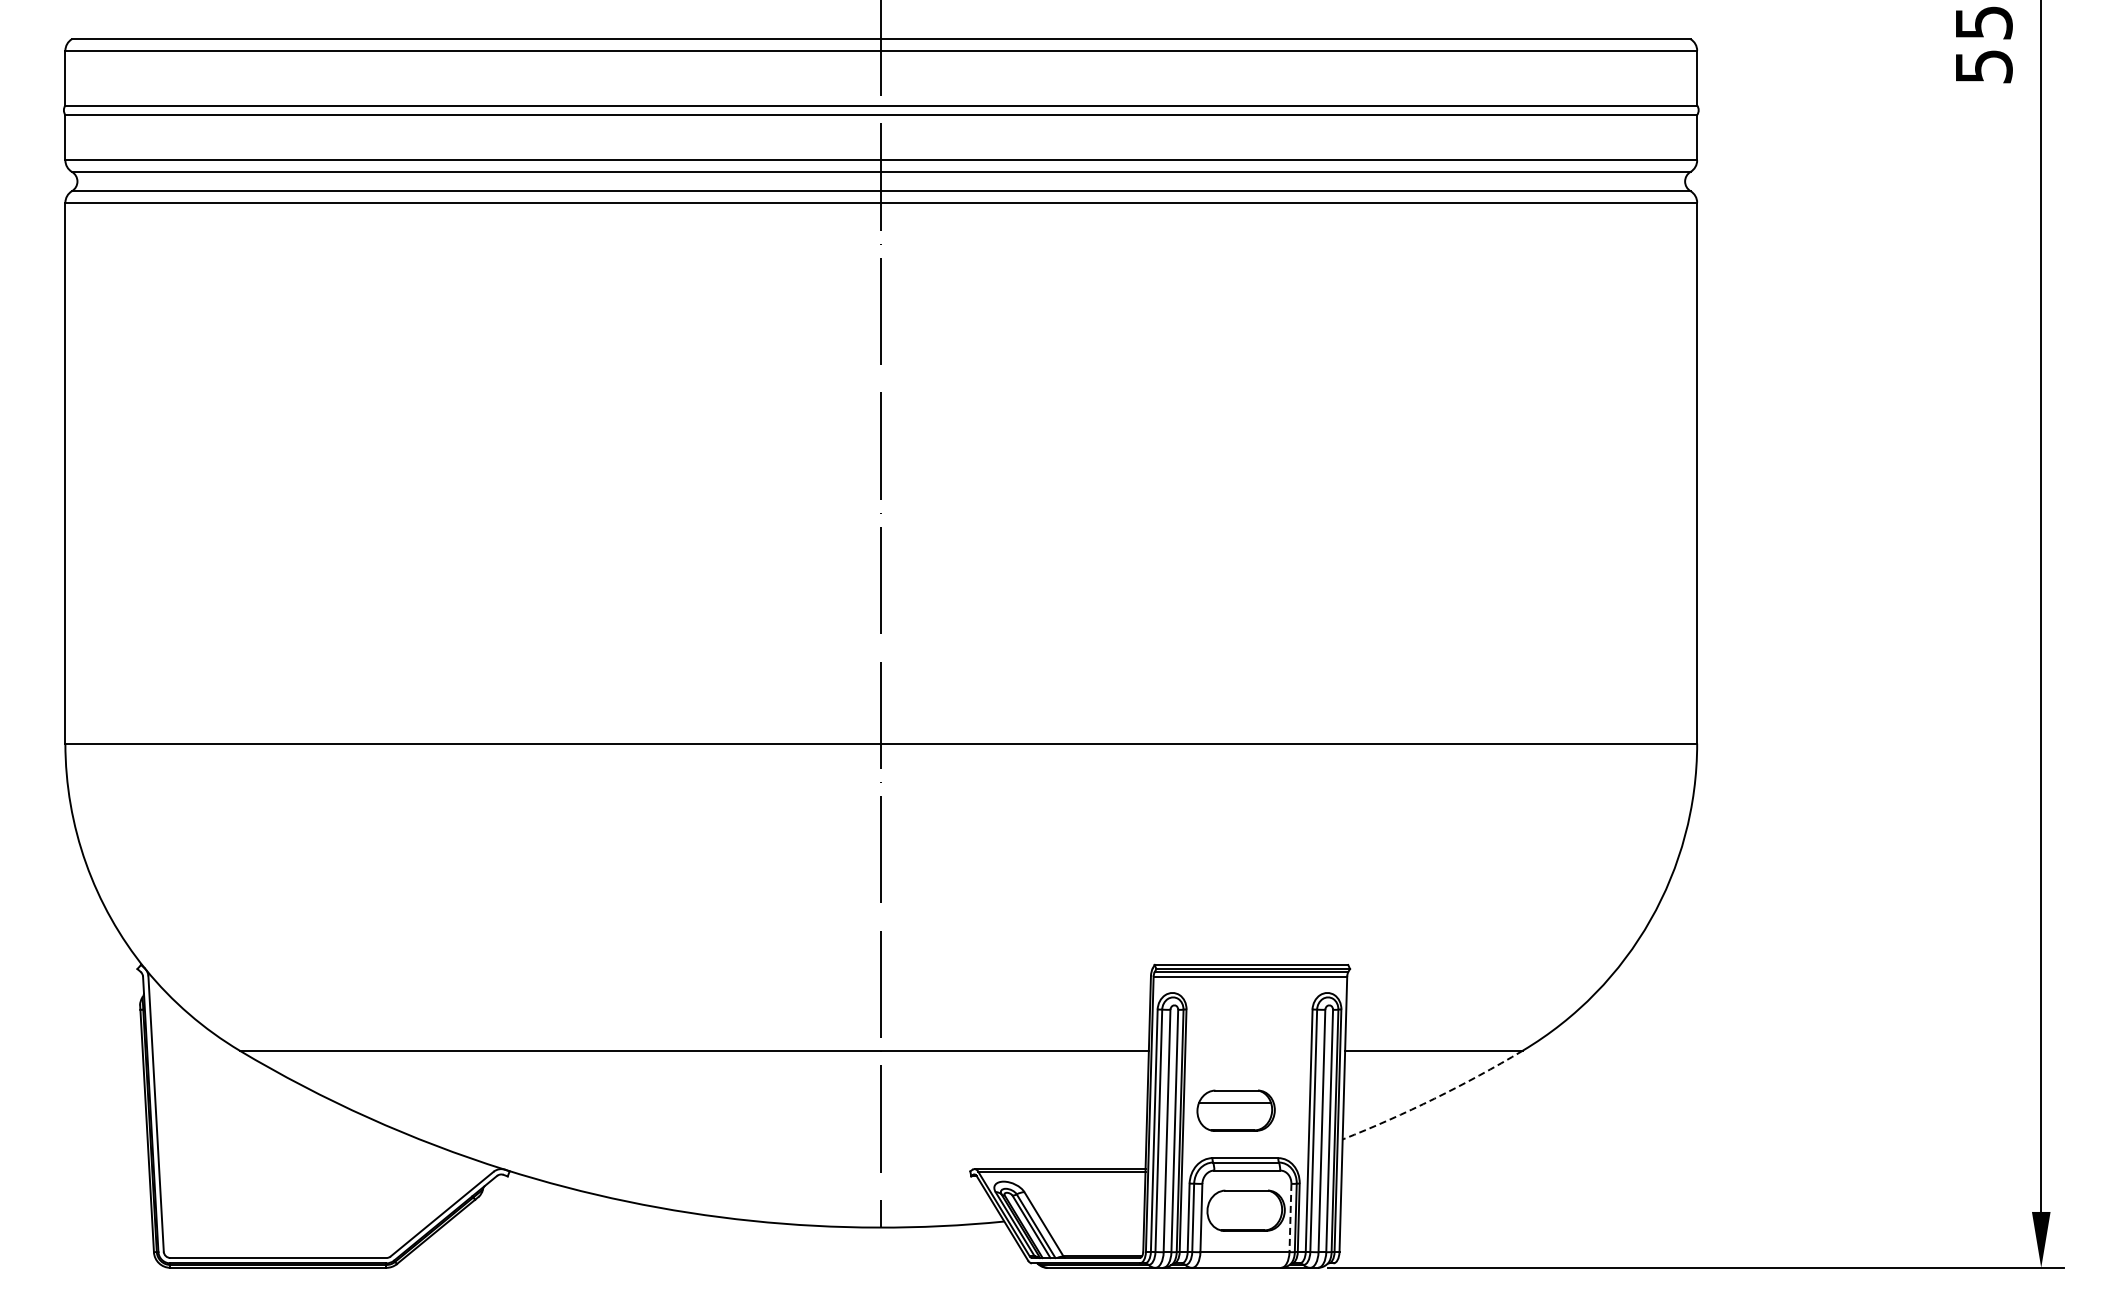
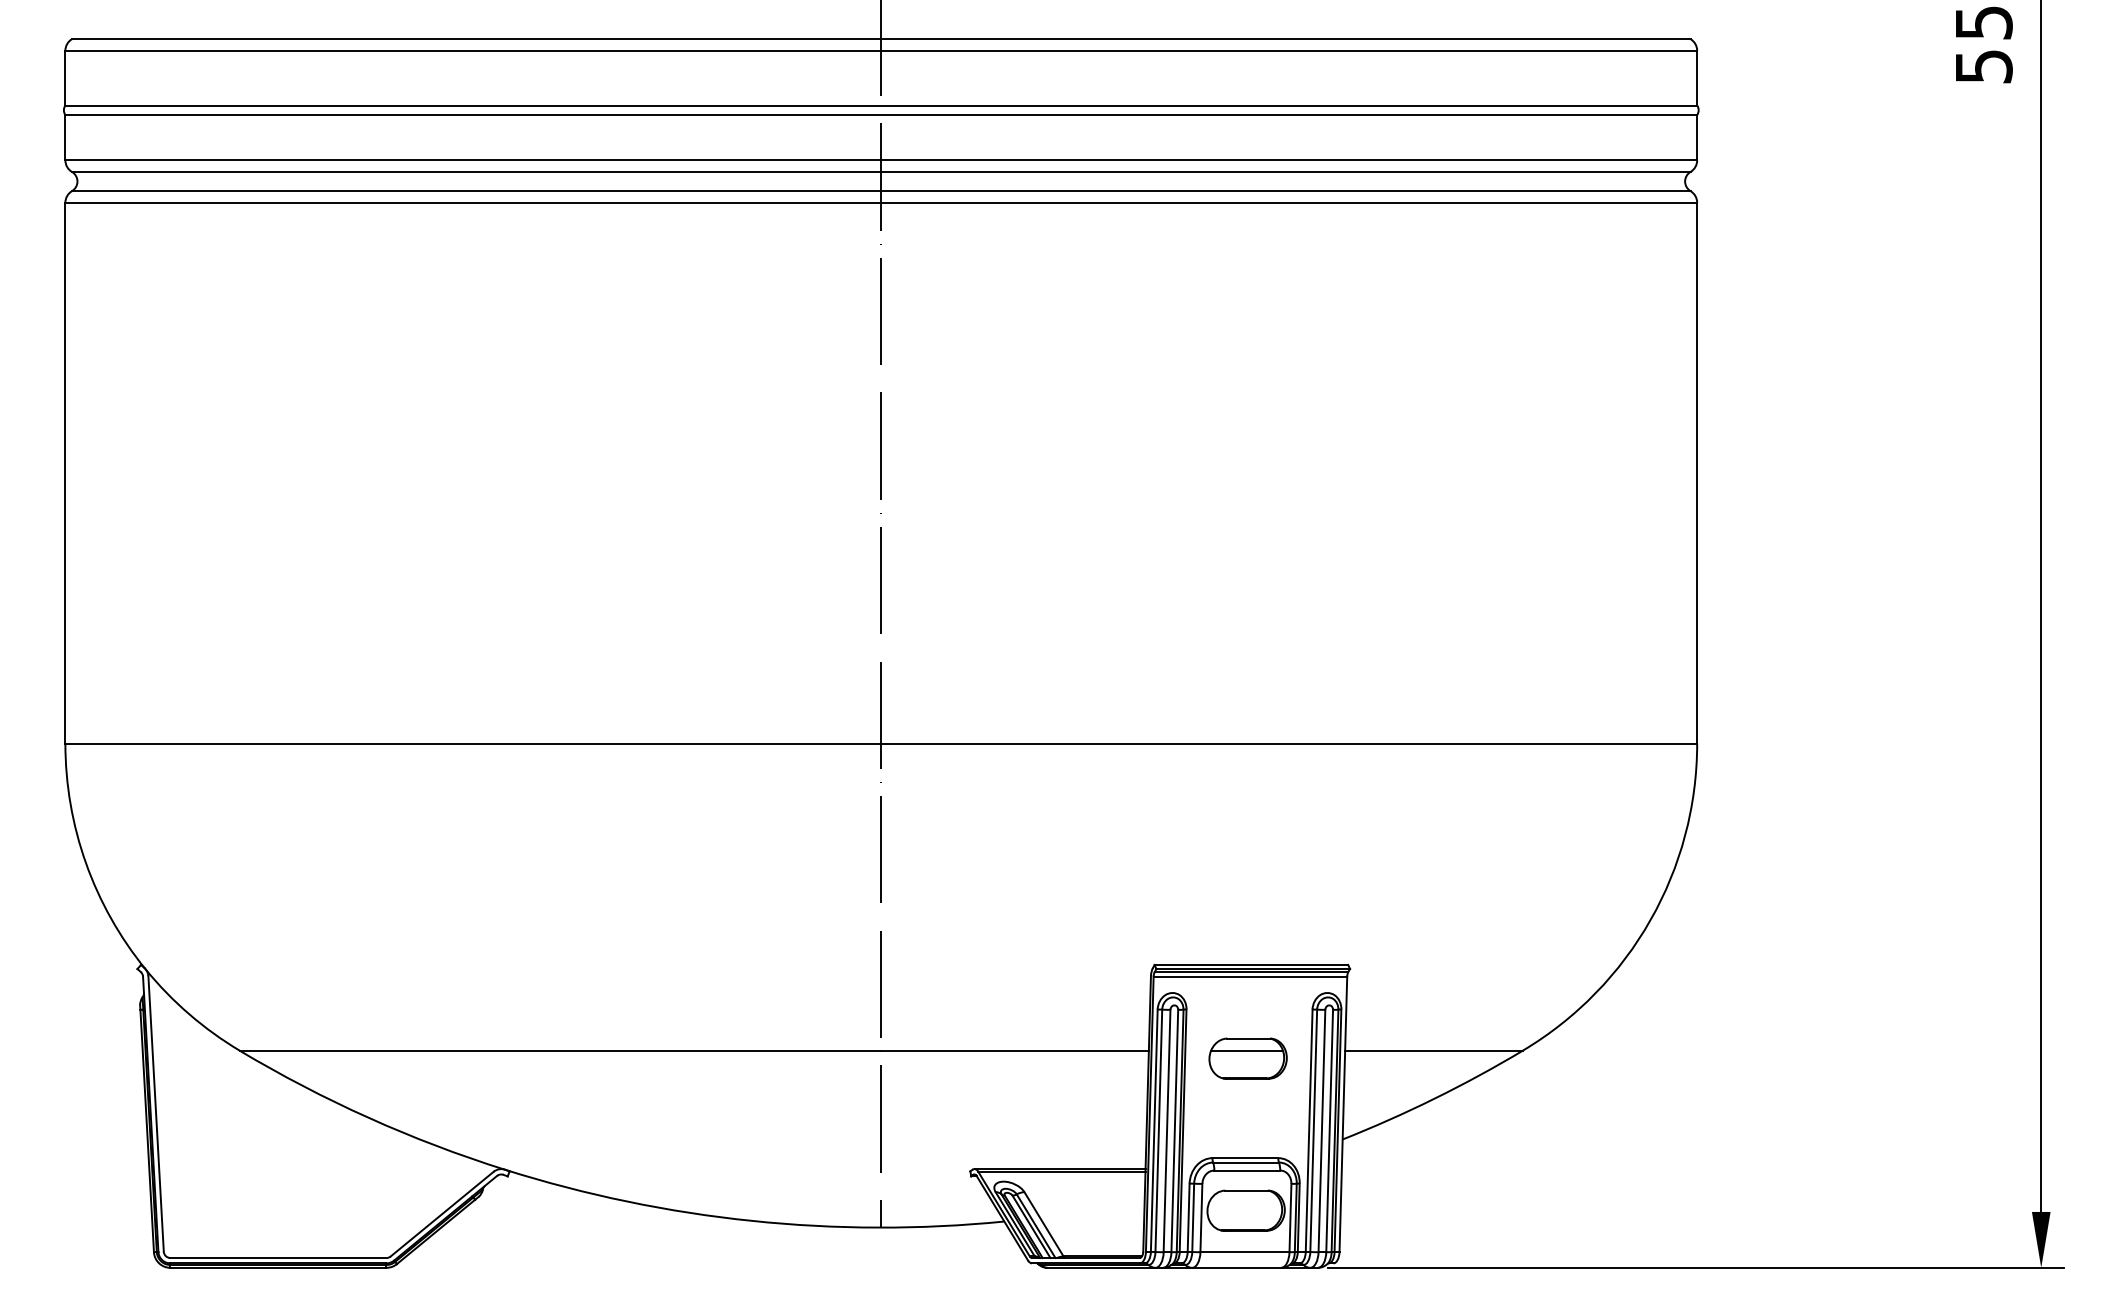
arc: dashed -> solid (1434, 1098)
part position: (1235, 1110) -> (1247, 1058) (1247, 1058)
line: dashed -> solid (1290, 1218)
